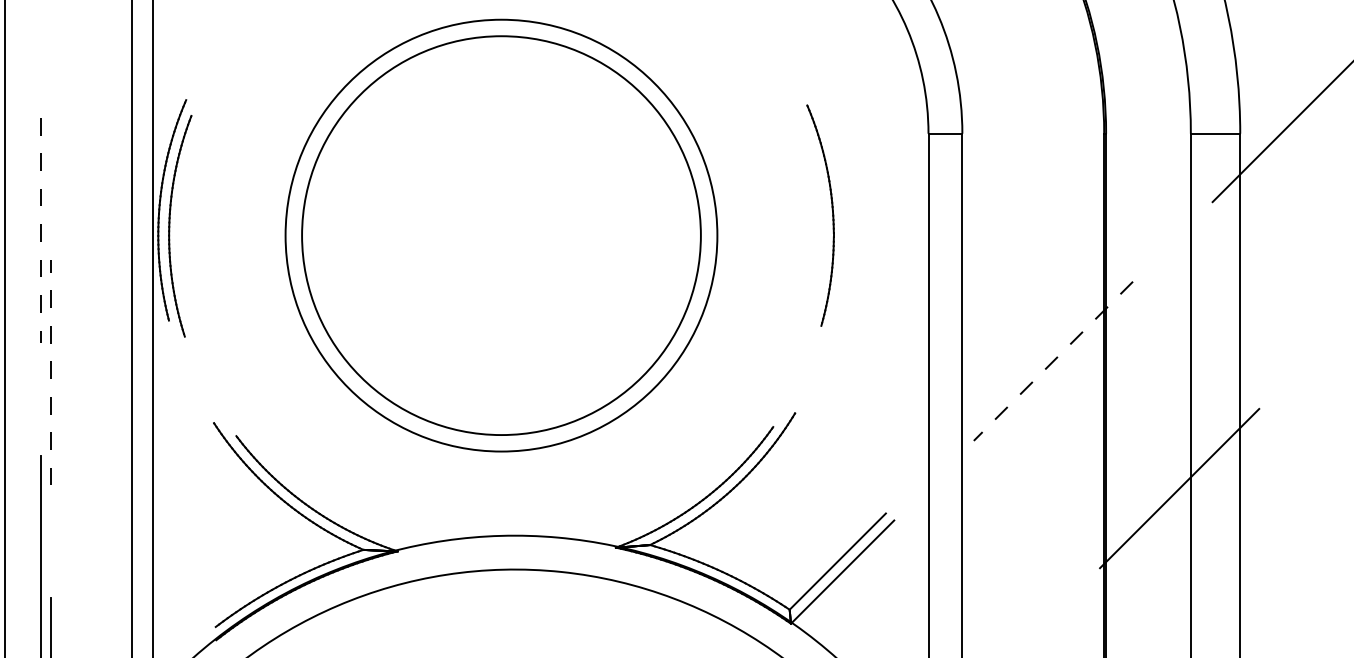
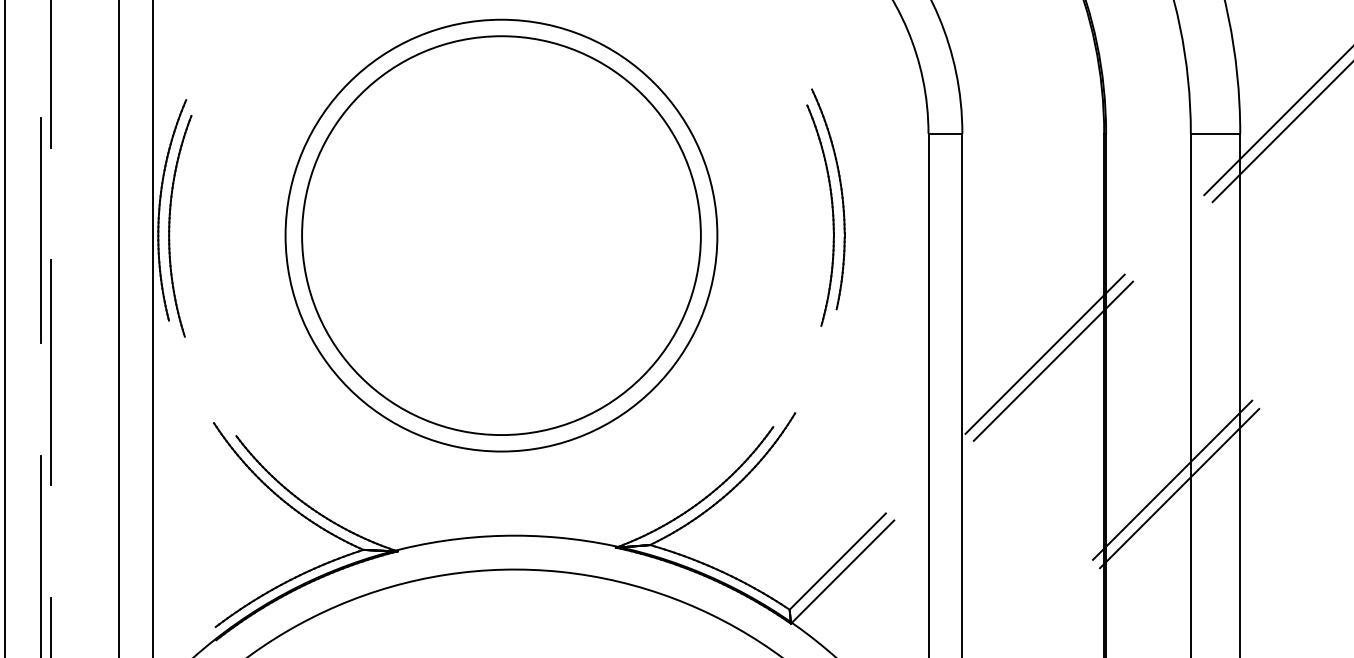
line: none -> present (51, 74)
line: none -> present (1277, 121)
part: none -> present (841, 199)
line: dashed -> solid (40, 230)
line position: (131, 328) -> (118, 328) (118, 328)
line: none -> present (1044, 353)
line: dashed -> solid (1053, 361)
line: dashed -> solid (51, 372)
line: none -> present (1172, 479)
